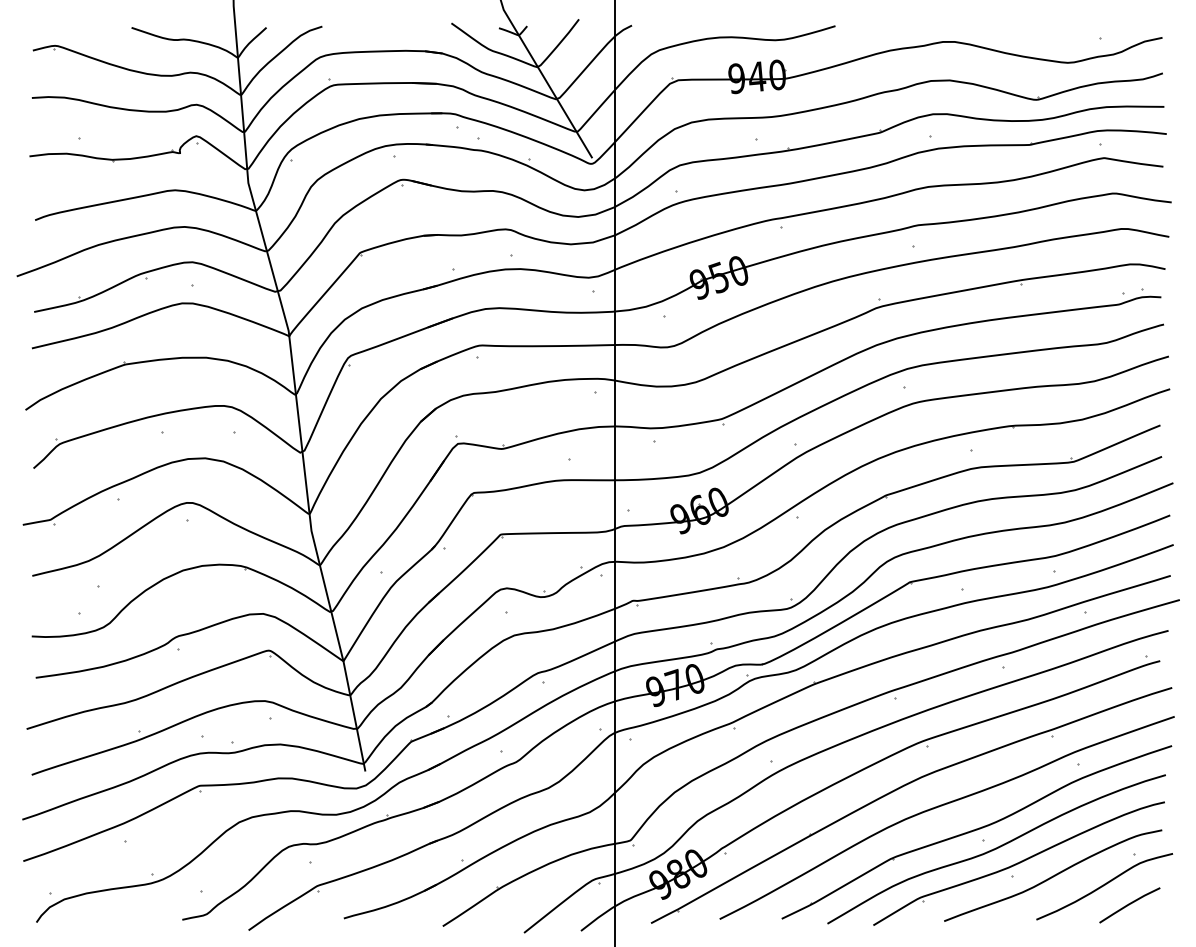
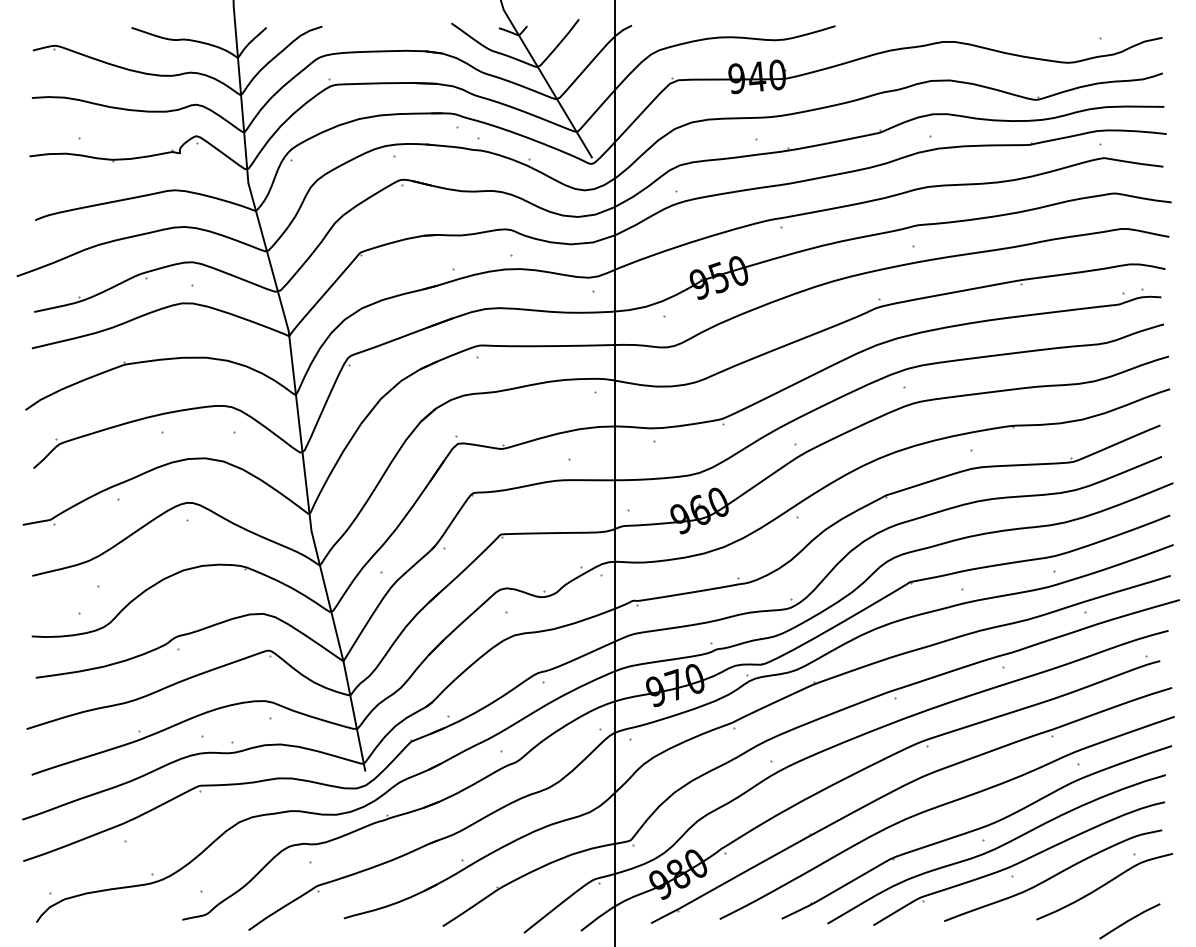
line position: (1129, 905) -> (1129, 921) (1129, 921)
